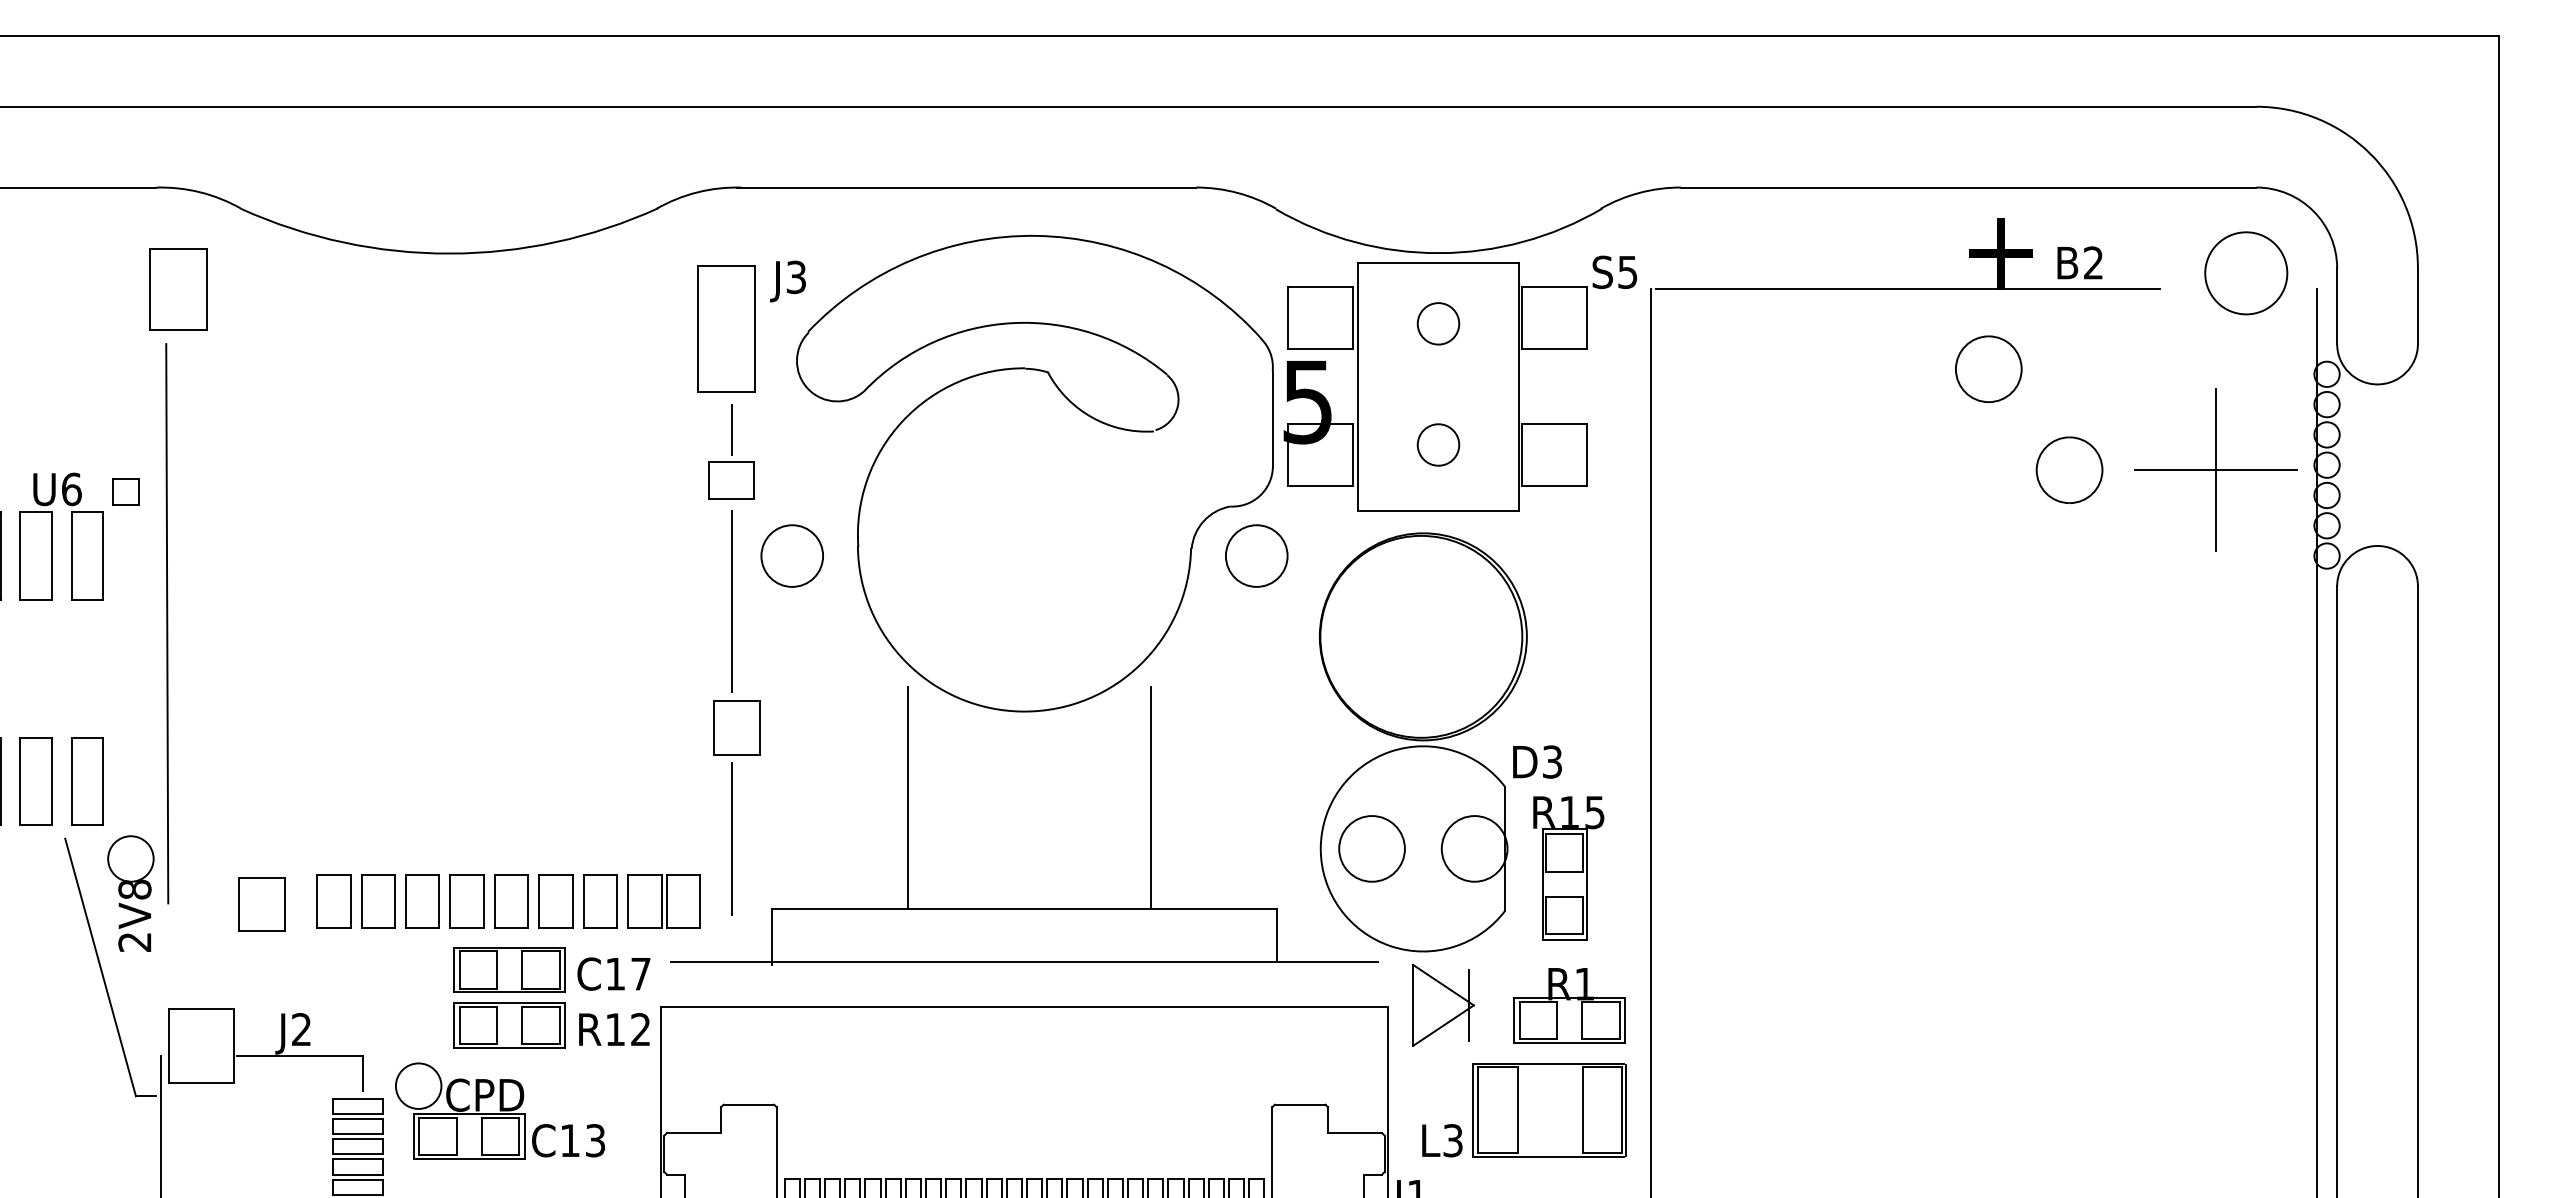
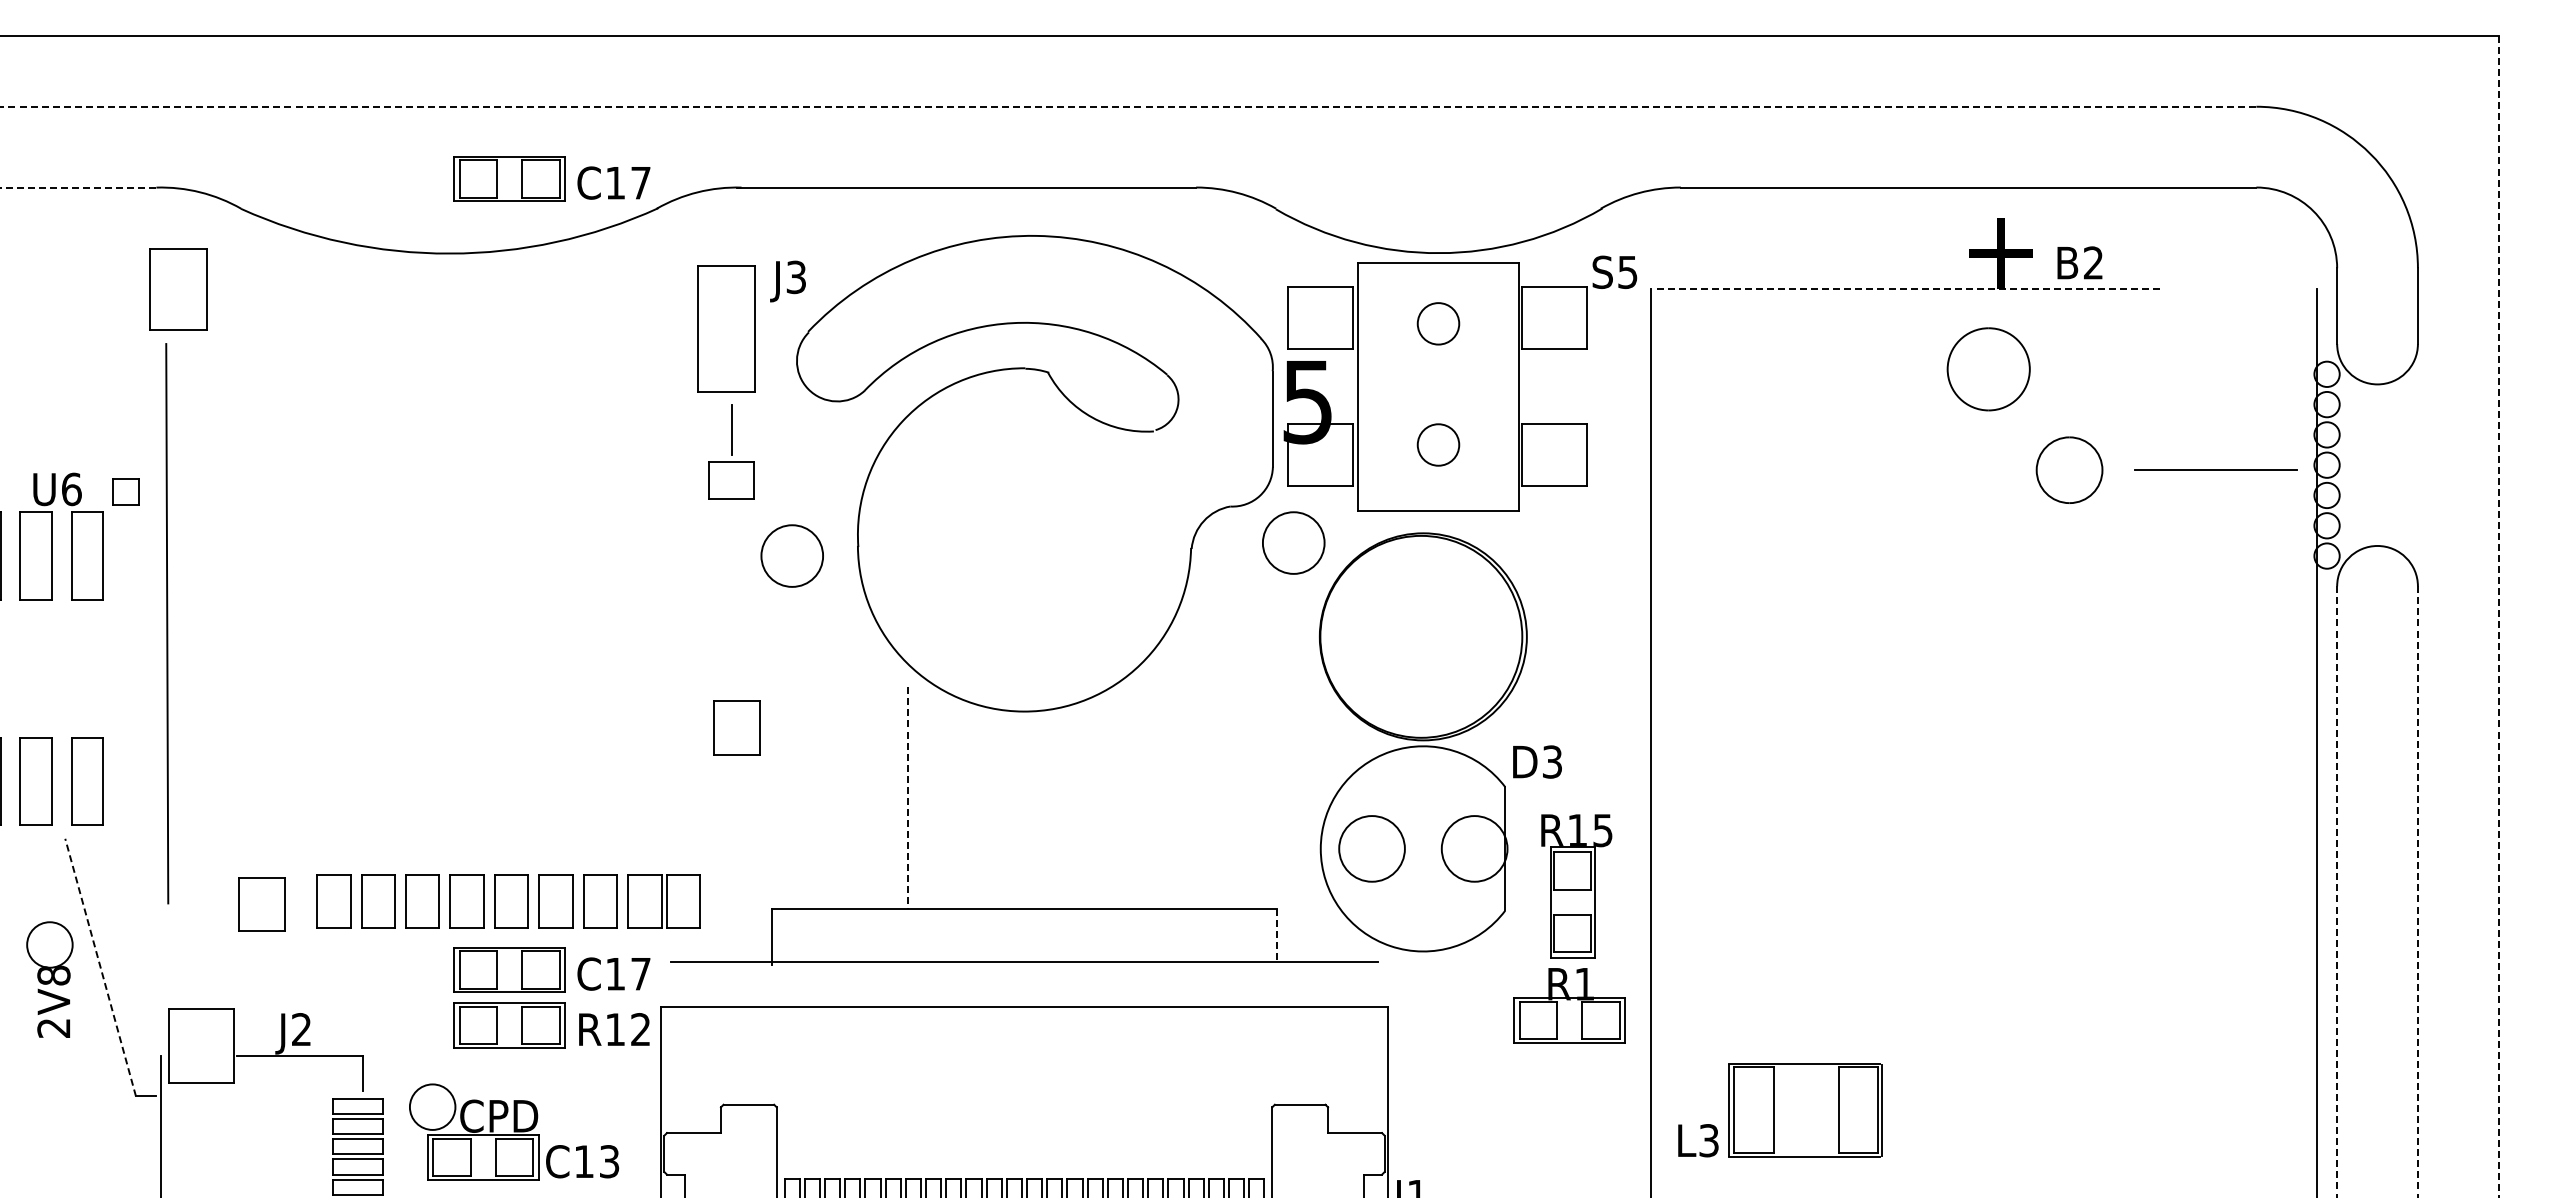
line: solid -> dashed (1128, 106)
part: none -> present (551, 178)
line: solid -> dashed (78, 187)
part: present -> none (2246, 273)
line: solid -> dashed (1907, 288)
part size: 68x68 px -> 85x85 px (1988, 369)
line: present -> none (2215, 470)
part position: (1256, 555) -> (1293, 542) (1293, 542)
line: present -> none (731, 601)
line: solid -> dashed (2498, 617)
line: solid -> dashed (908, 798)
line: present -> none (1150, 798)
line: present -> none (731, 838)
part position: (1568, 868) -> (1576, 886) (1576, 886)
line: solid -> dashed (2337, 892)
line: solid -> dashed (2417, 892)
part position: (130, 893) -> (49, 979) (49, 979)
line: solid -> dashed (1276, 934)
line: solid -> dashed (100, 967)
part: present -> none (1443, 1005)
part position: (500, 1110) -> (514, 1131) (514, 1131)
part position: (1524, 1110) -> (1780, 1110) (1780, 1110)
